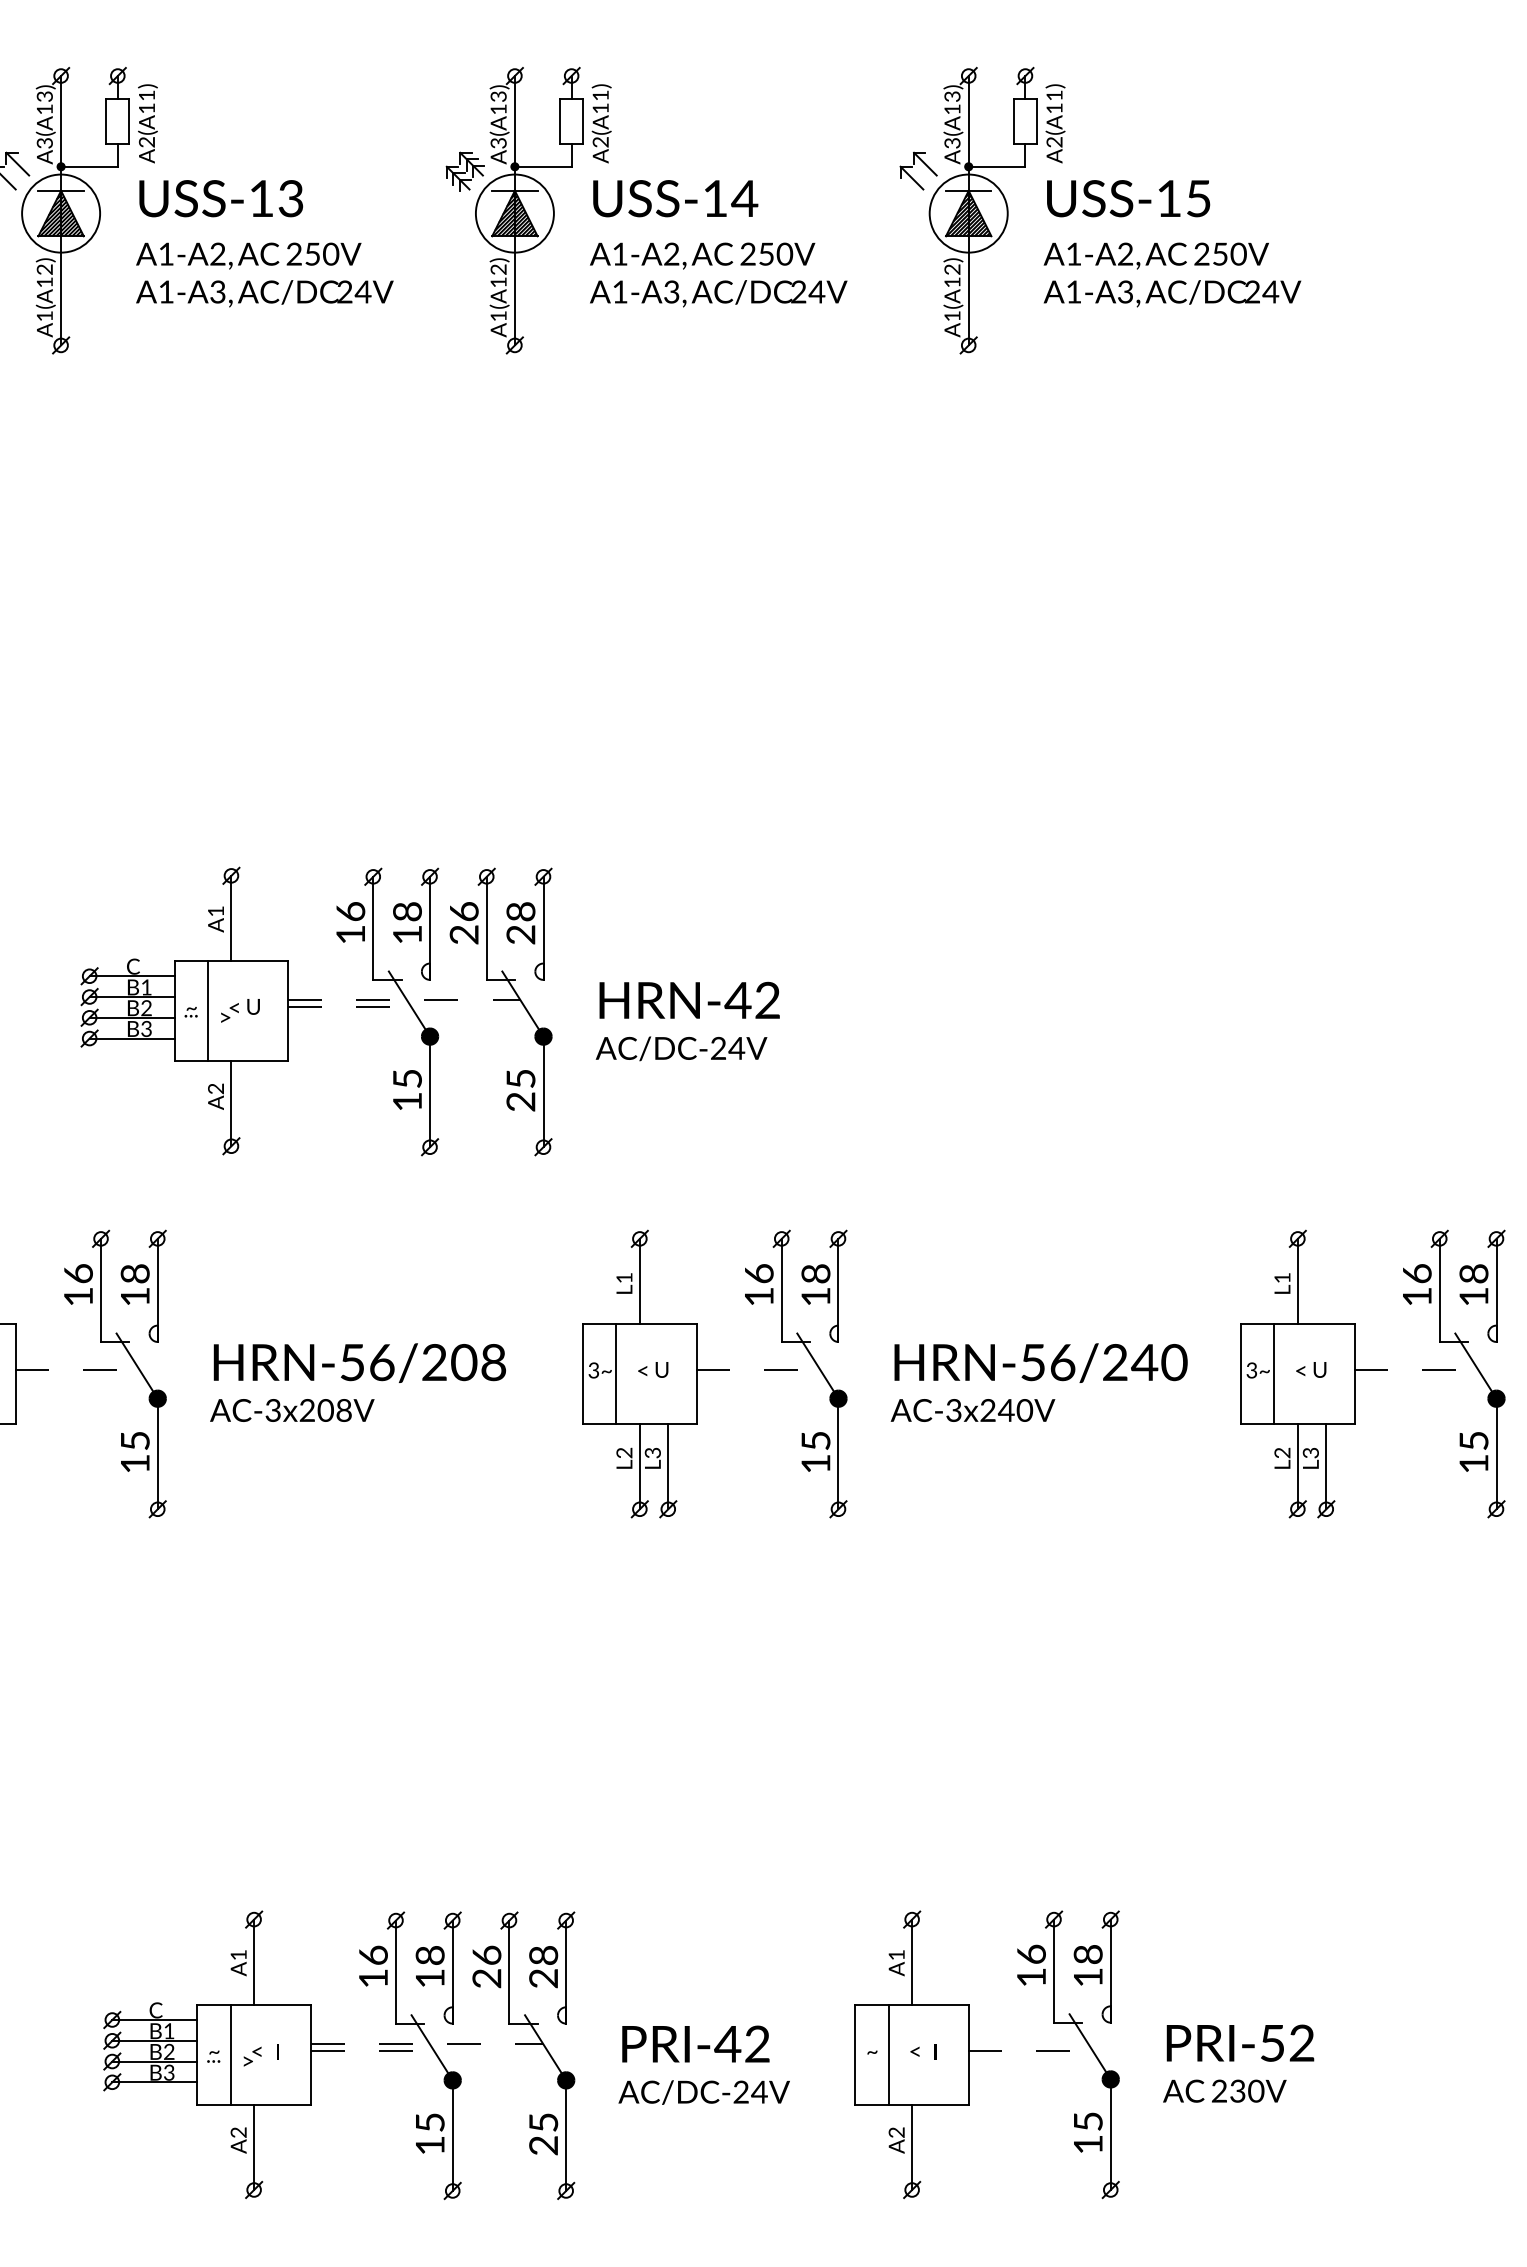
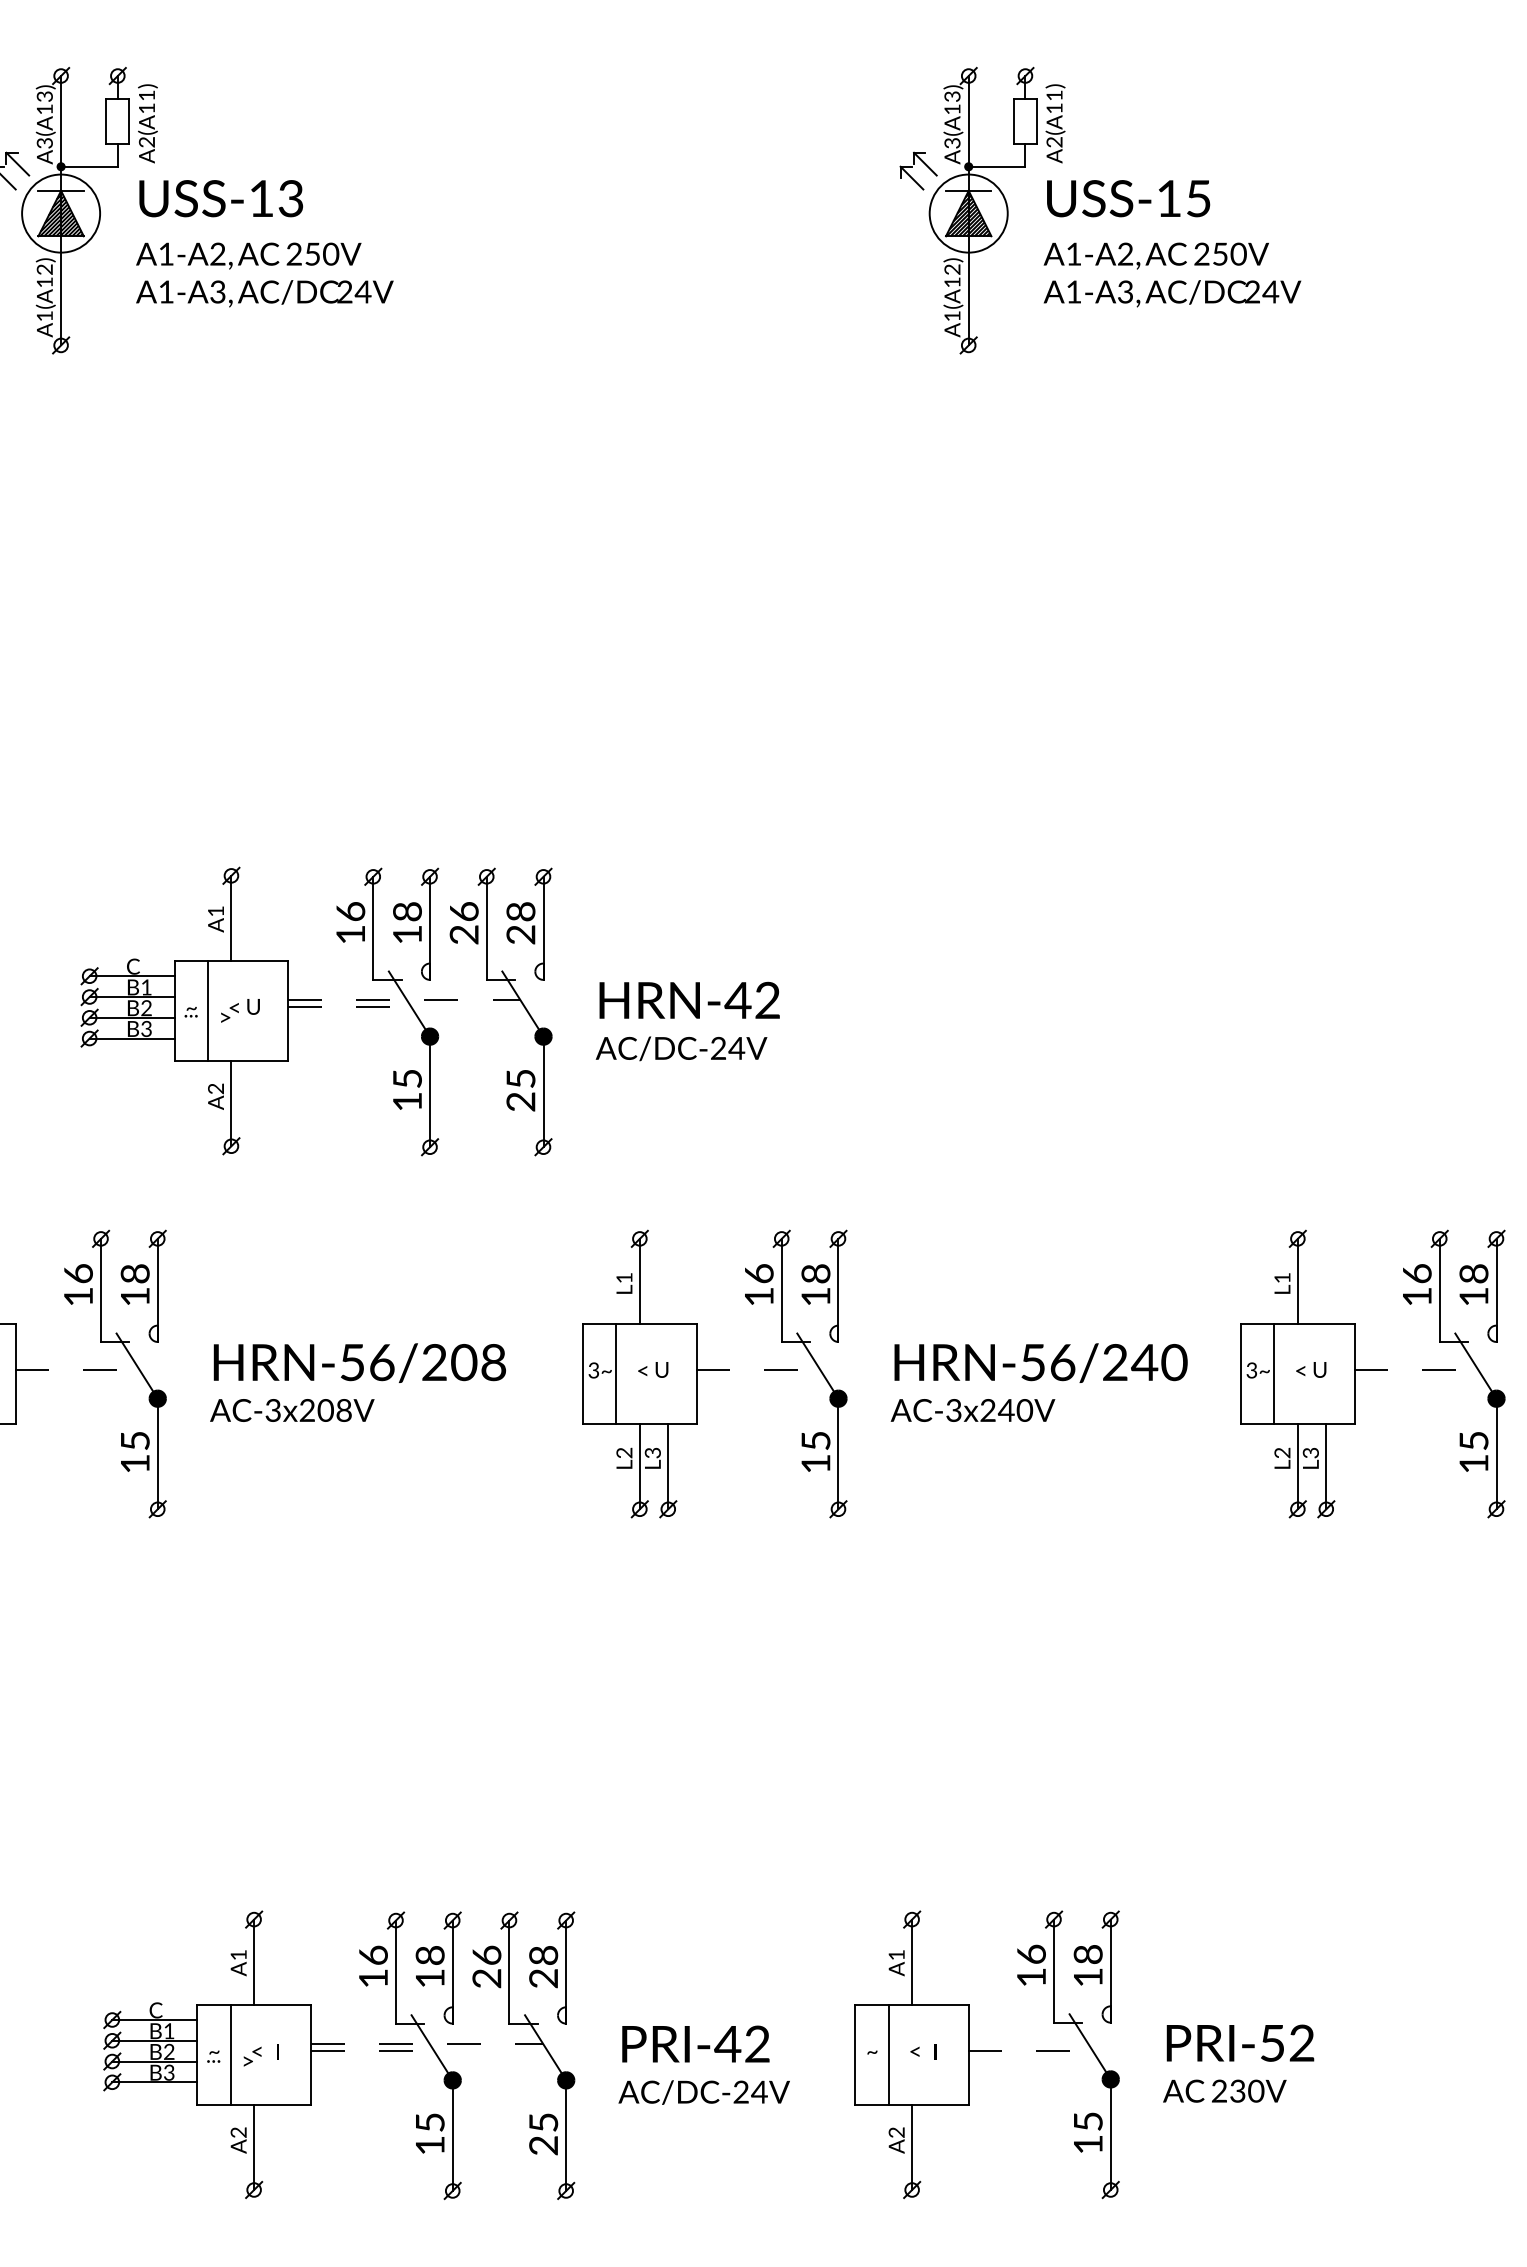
part: present -> none (646, 210)
